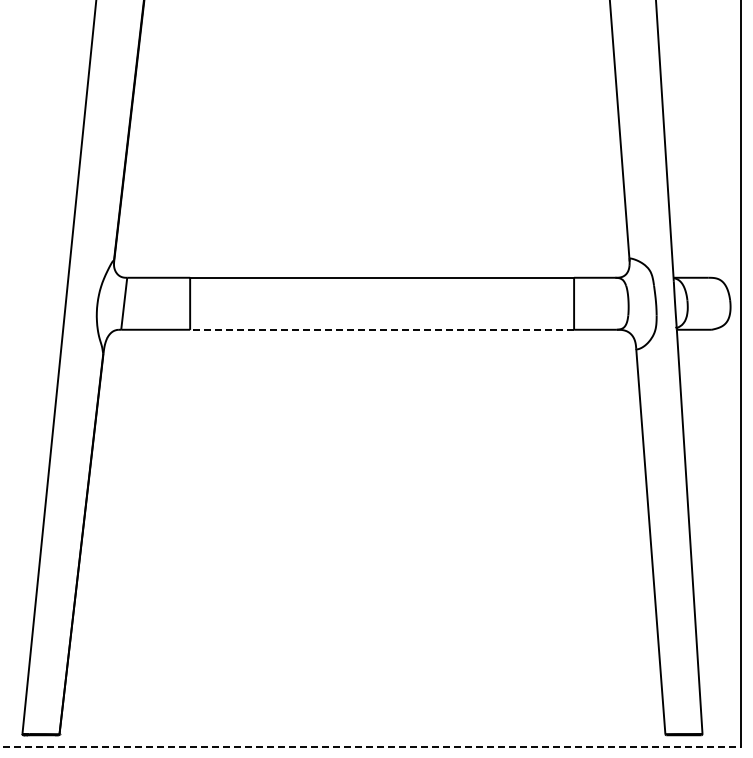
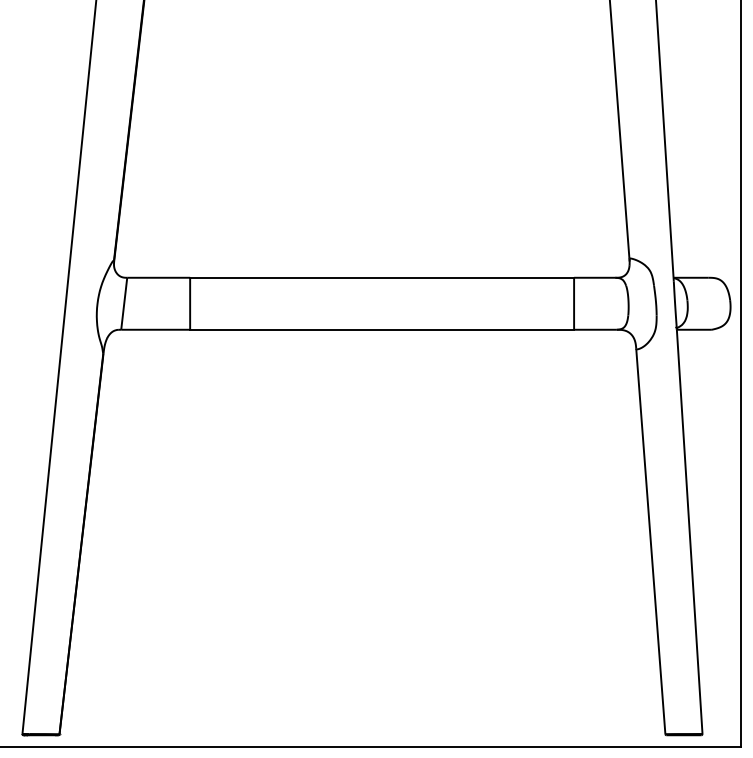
line: dashed -> solid (382, 329)
line: dashed -> solid (370, 747)
